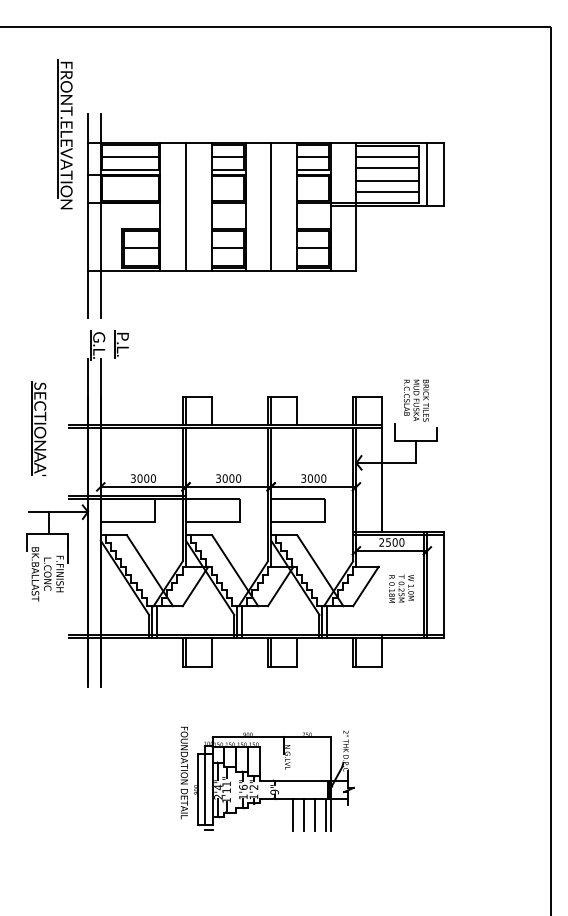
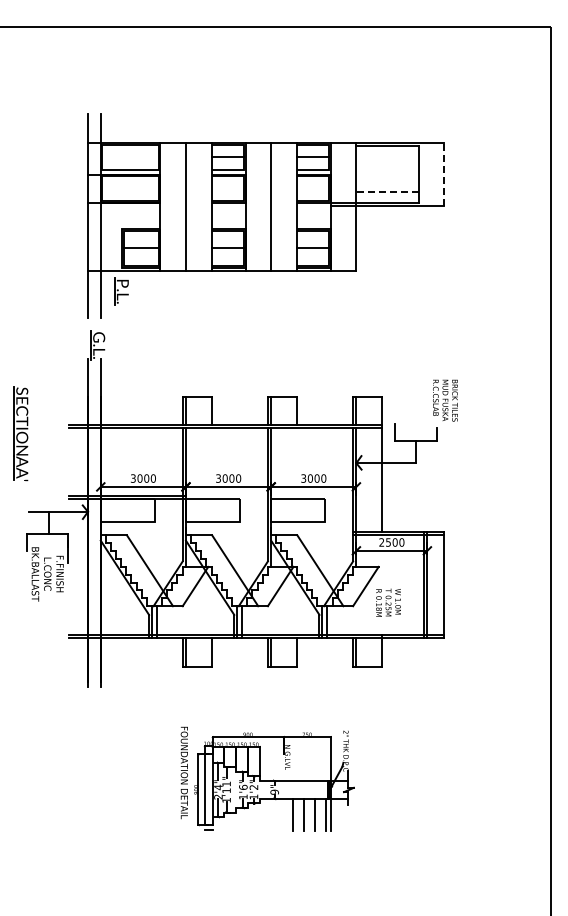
part: present -> none (64, 134)
line: present -> none (130, 157)
line: present -> none (387, 157)
line: present -> none (387, 168)
line: present -> none (427, 174)
line: solid -> dashed (444, 174)
line: present -> none (387, 181)
line: solid -> dashed (387, 192)
part position: (121, 344) -> (121, 291) (121, 291)
text position: (416, 400) -> (445, 400) (445, 400)
part position: (38, 428) -> (20, 433) (20, 433)
text position: (401, 588) -> (388, 602) (388, 602)
